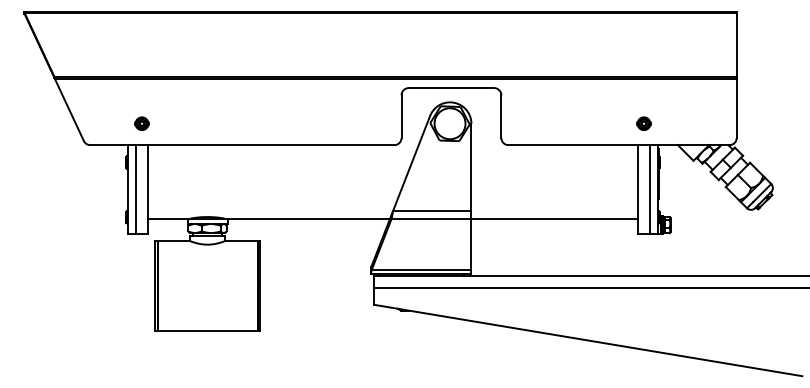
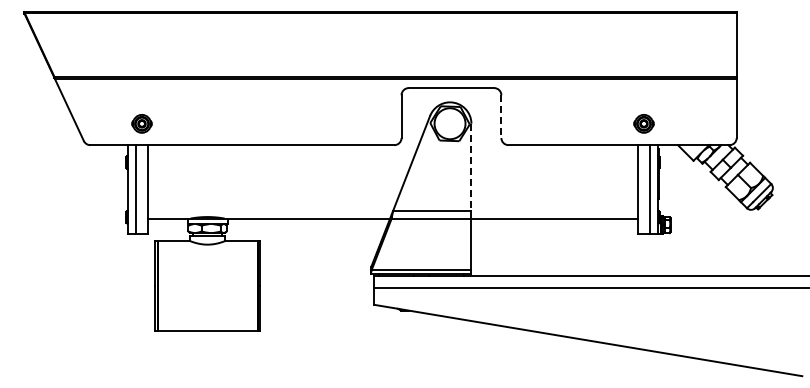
line: solid -> dashed (501, 117)
part size: 16x15 px -> 22x20 px (141, 123)
part size: 16x15 px -> 22x20 px (643, 123)
line: solid -> dashed (471, 167)
